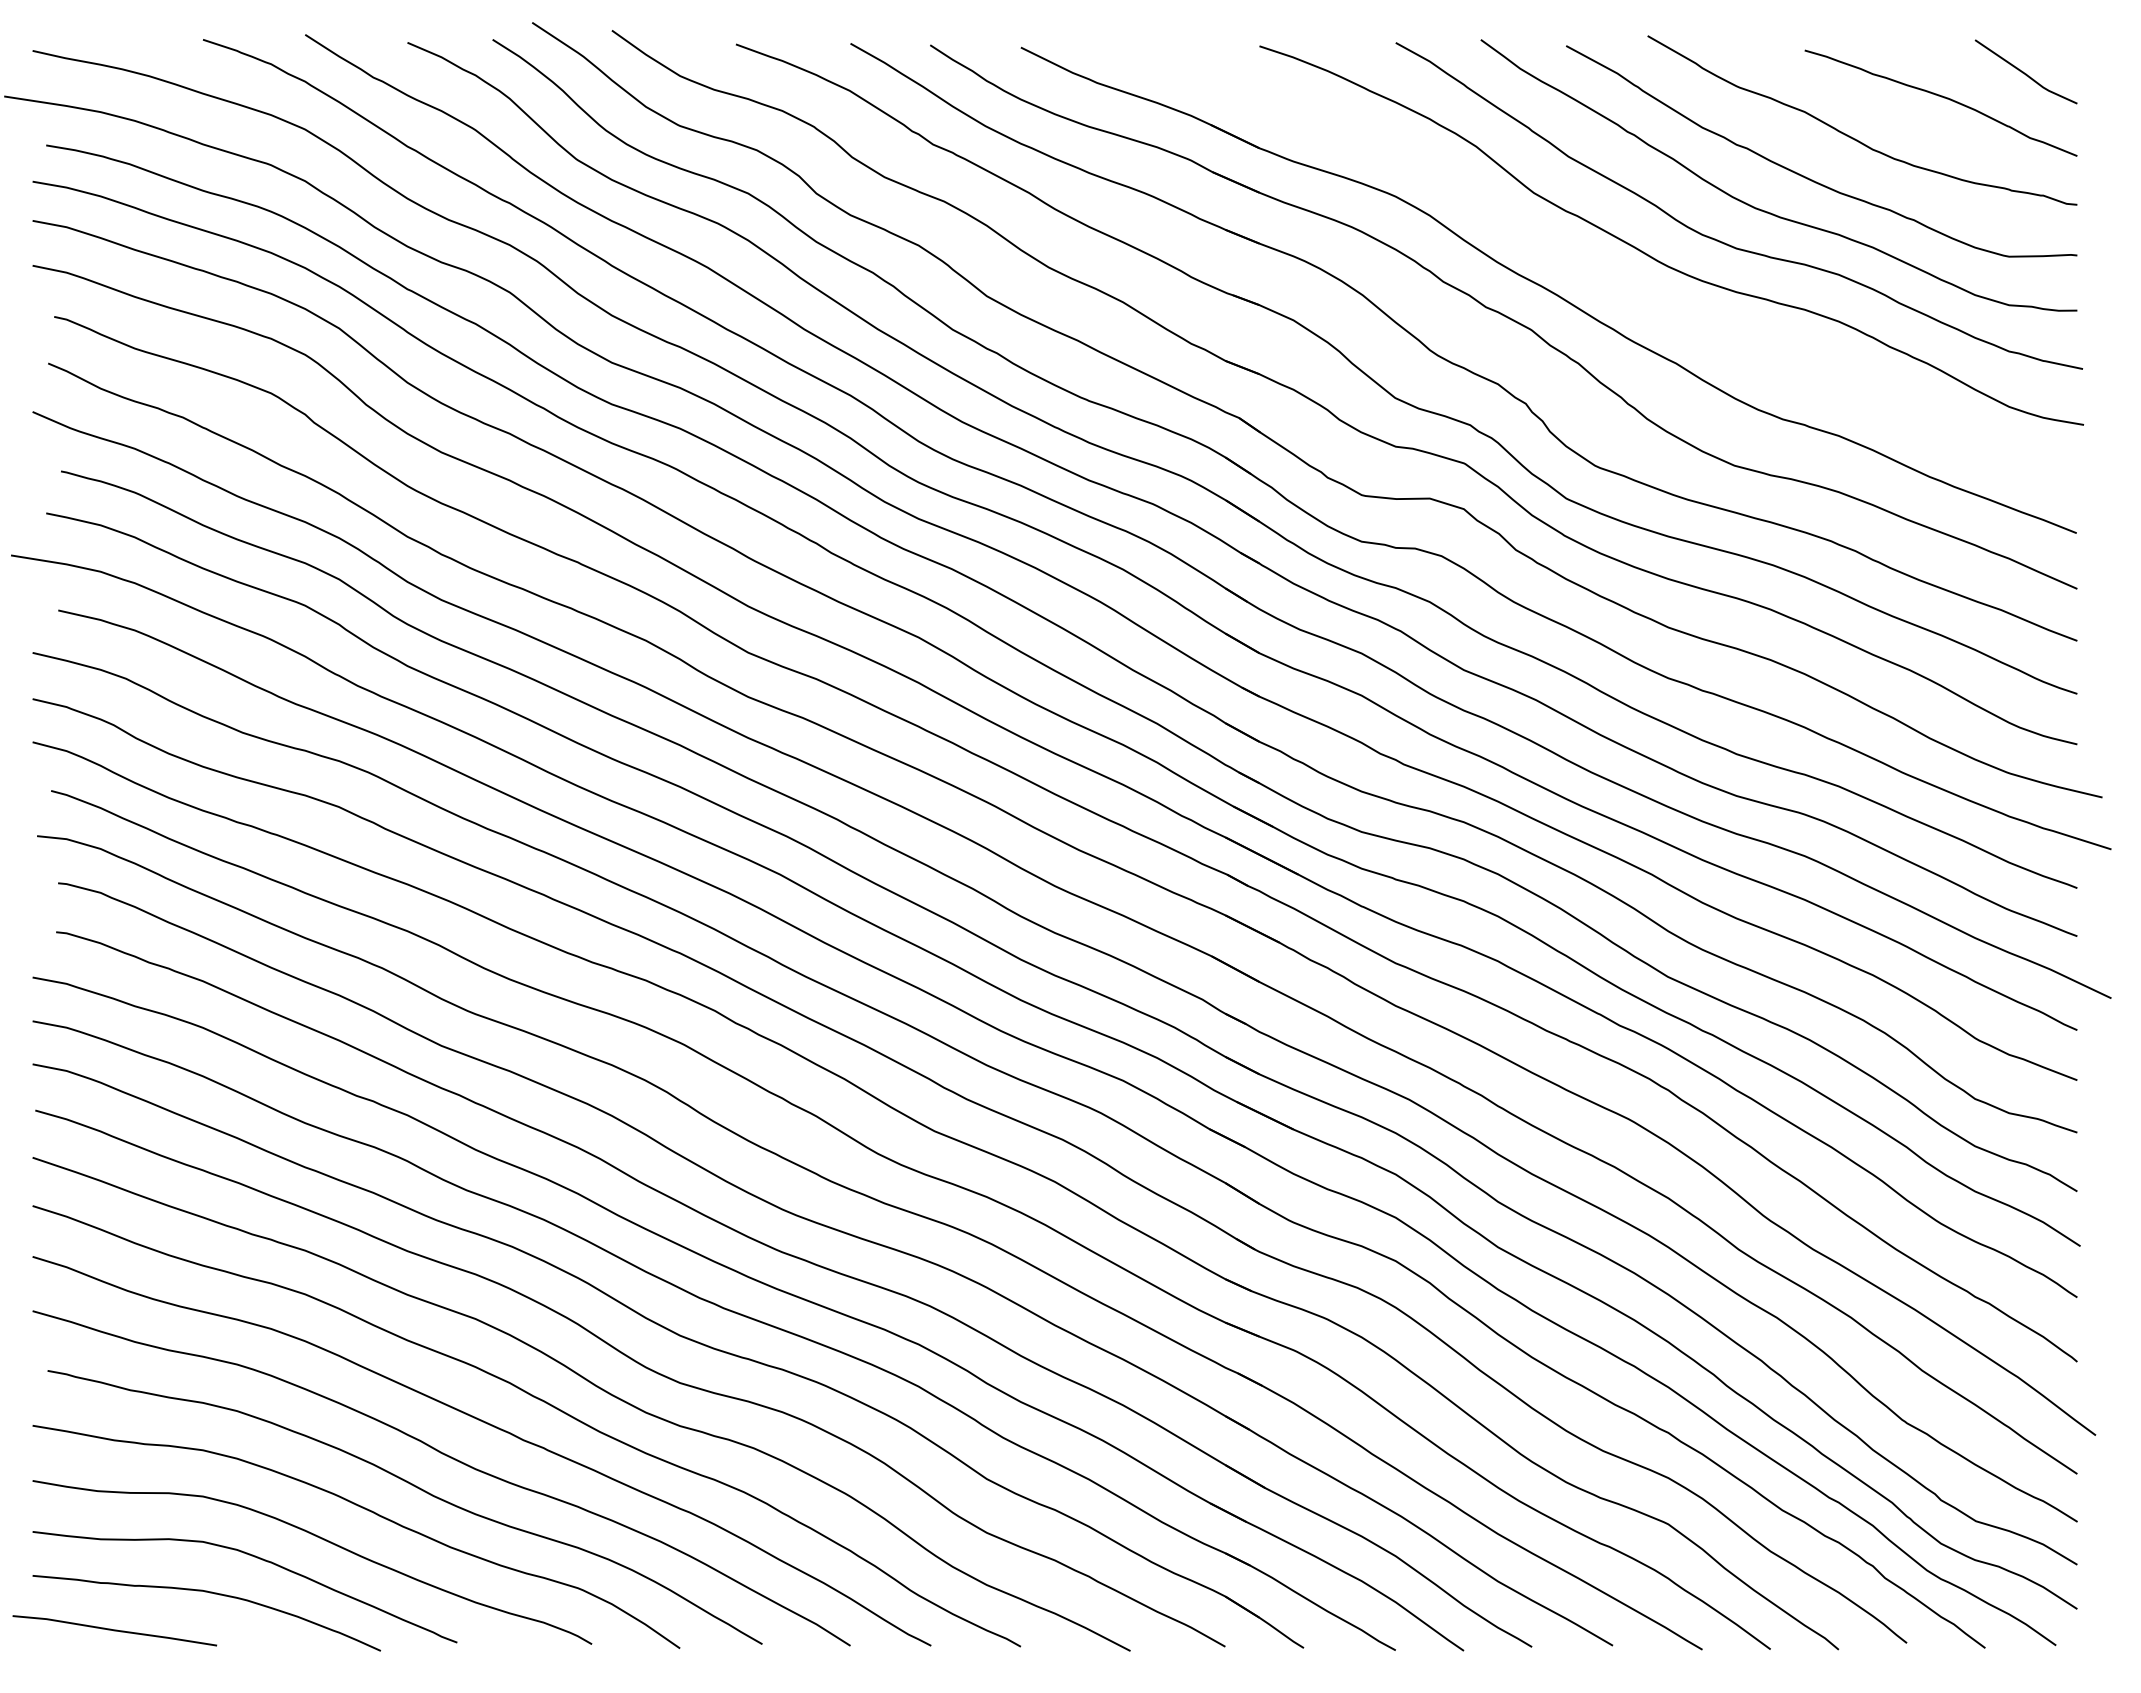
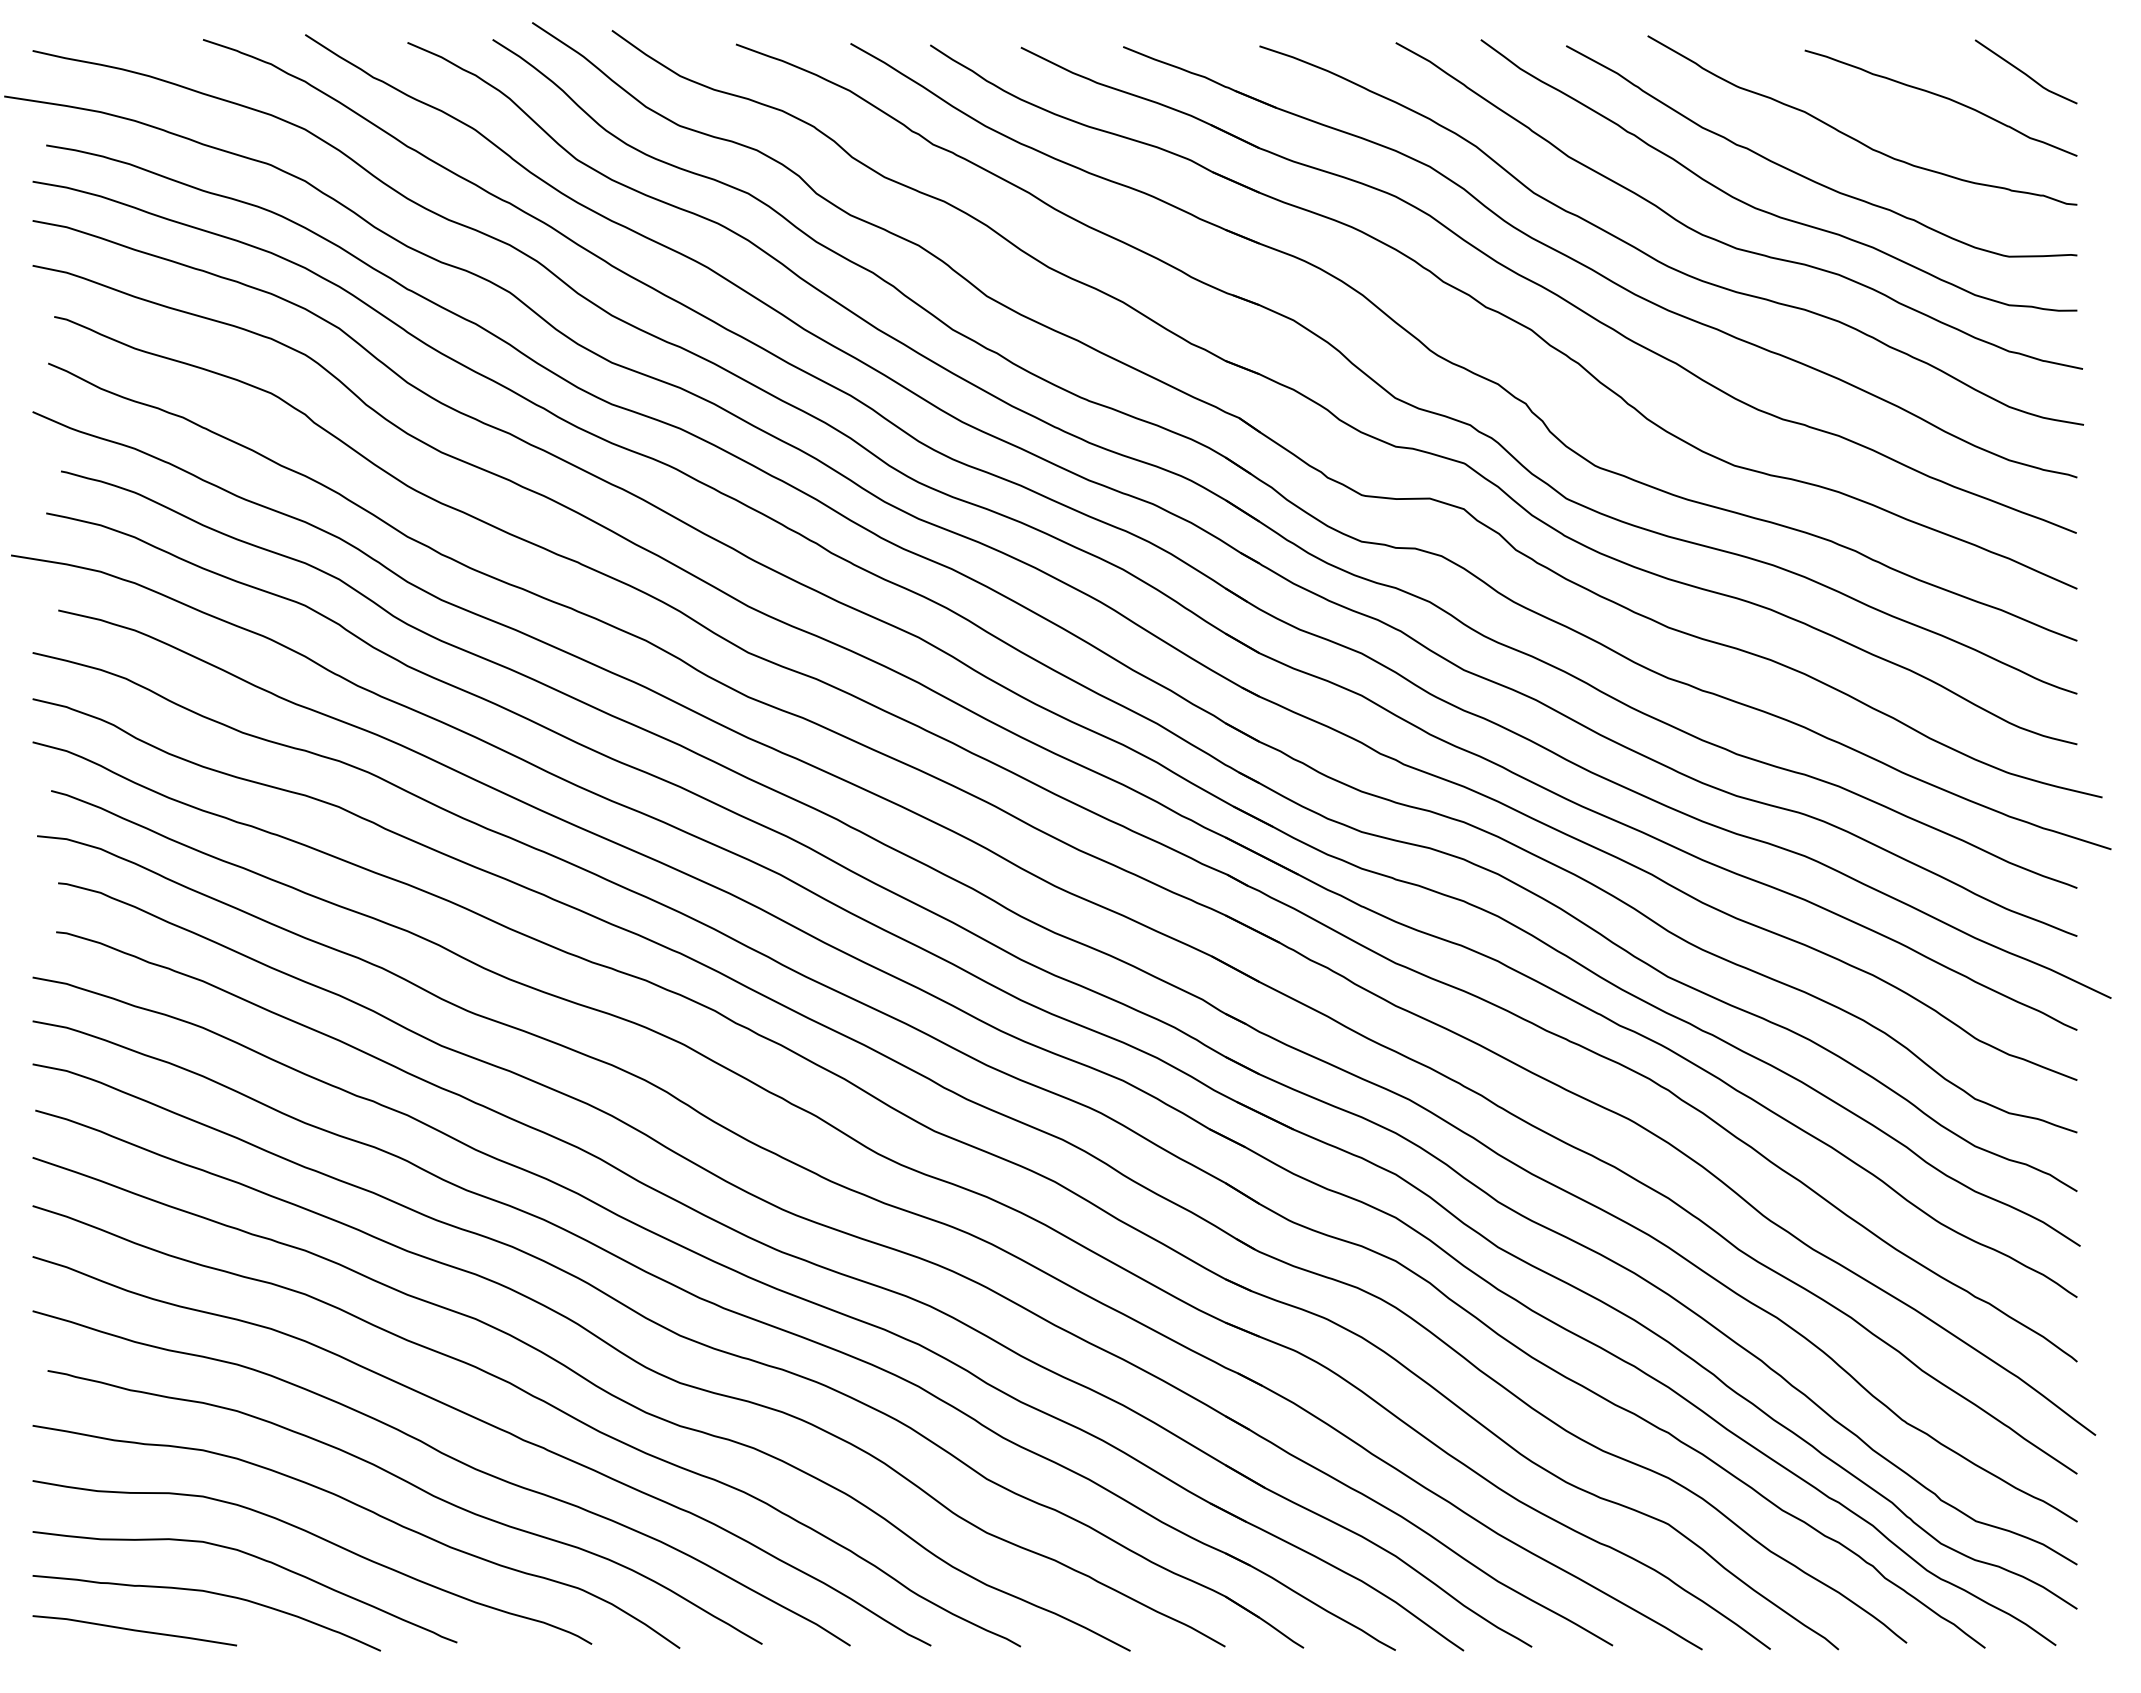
part: none -> present (1595, 270)
line position: (114, 1630) -> (134, 1630) (134, 1630)
